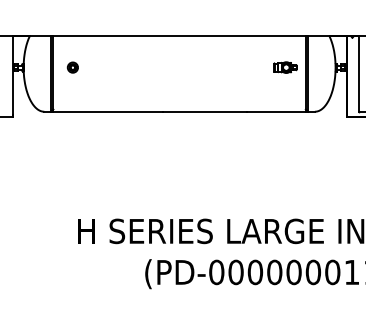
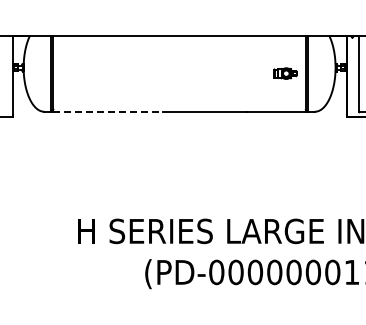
part: present -> none (72, 67)
part position: (285, 67) -> (285, 73) (285, 73)
line: solid -> dashed (108, 111)
